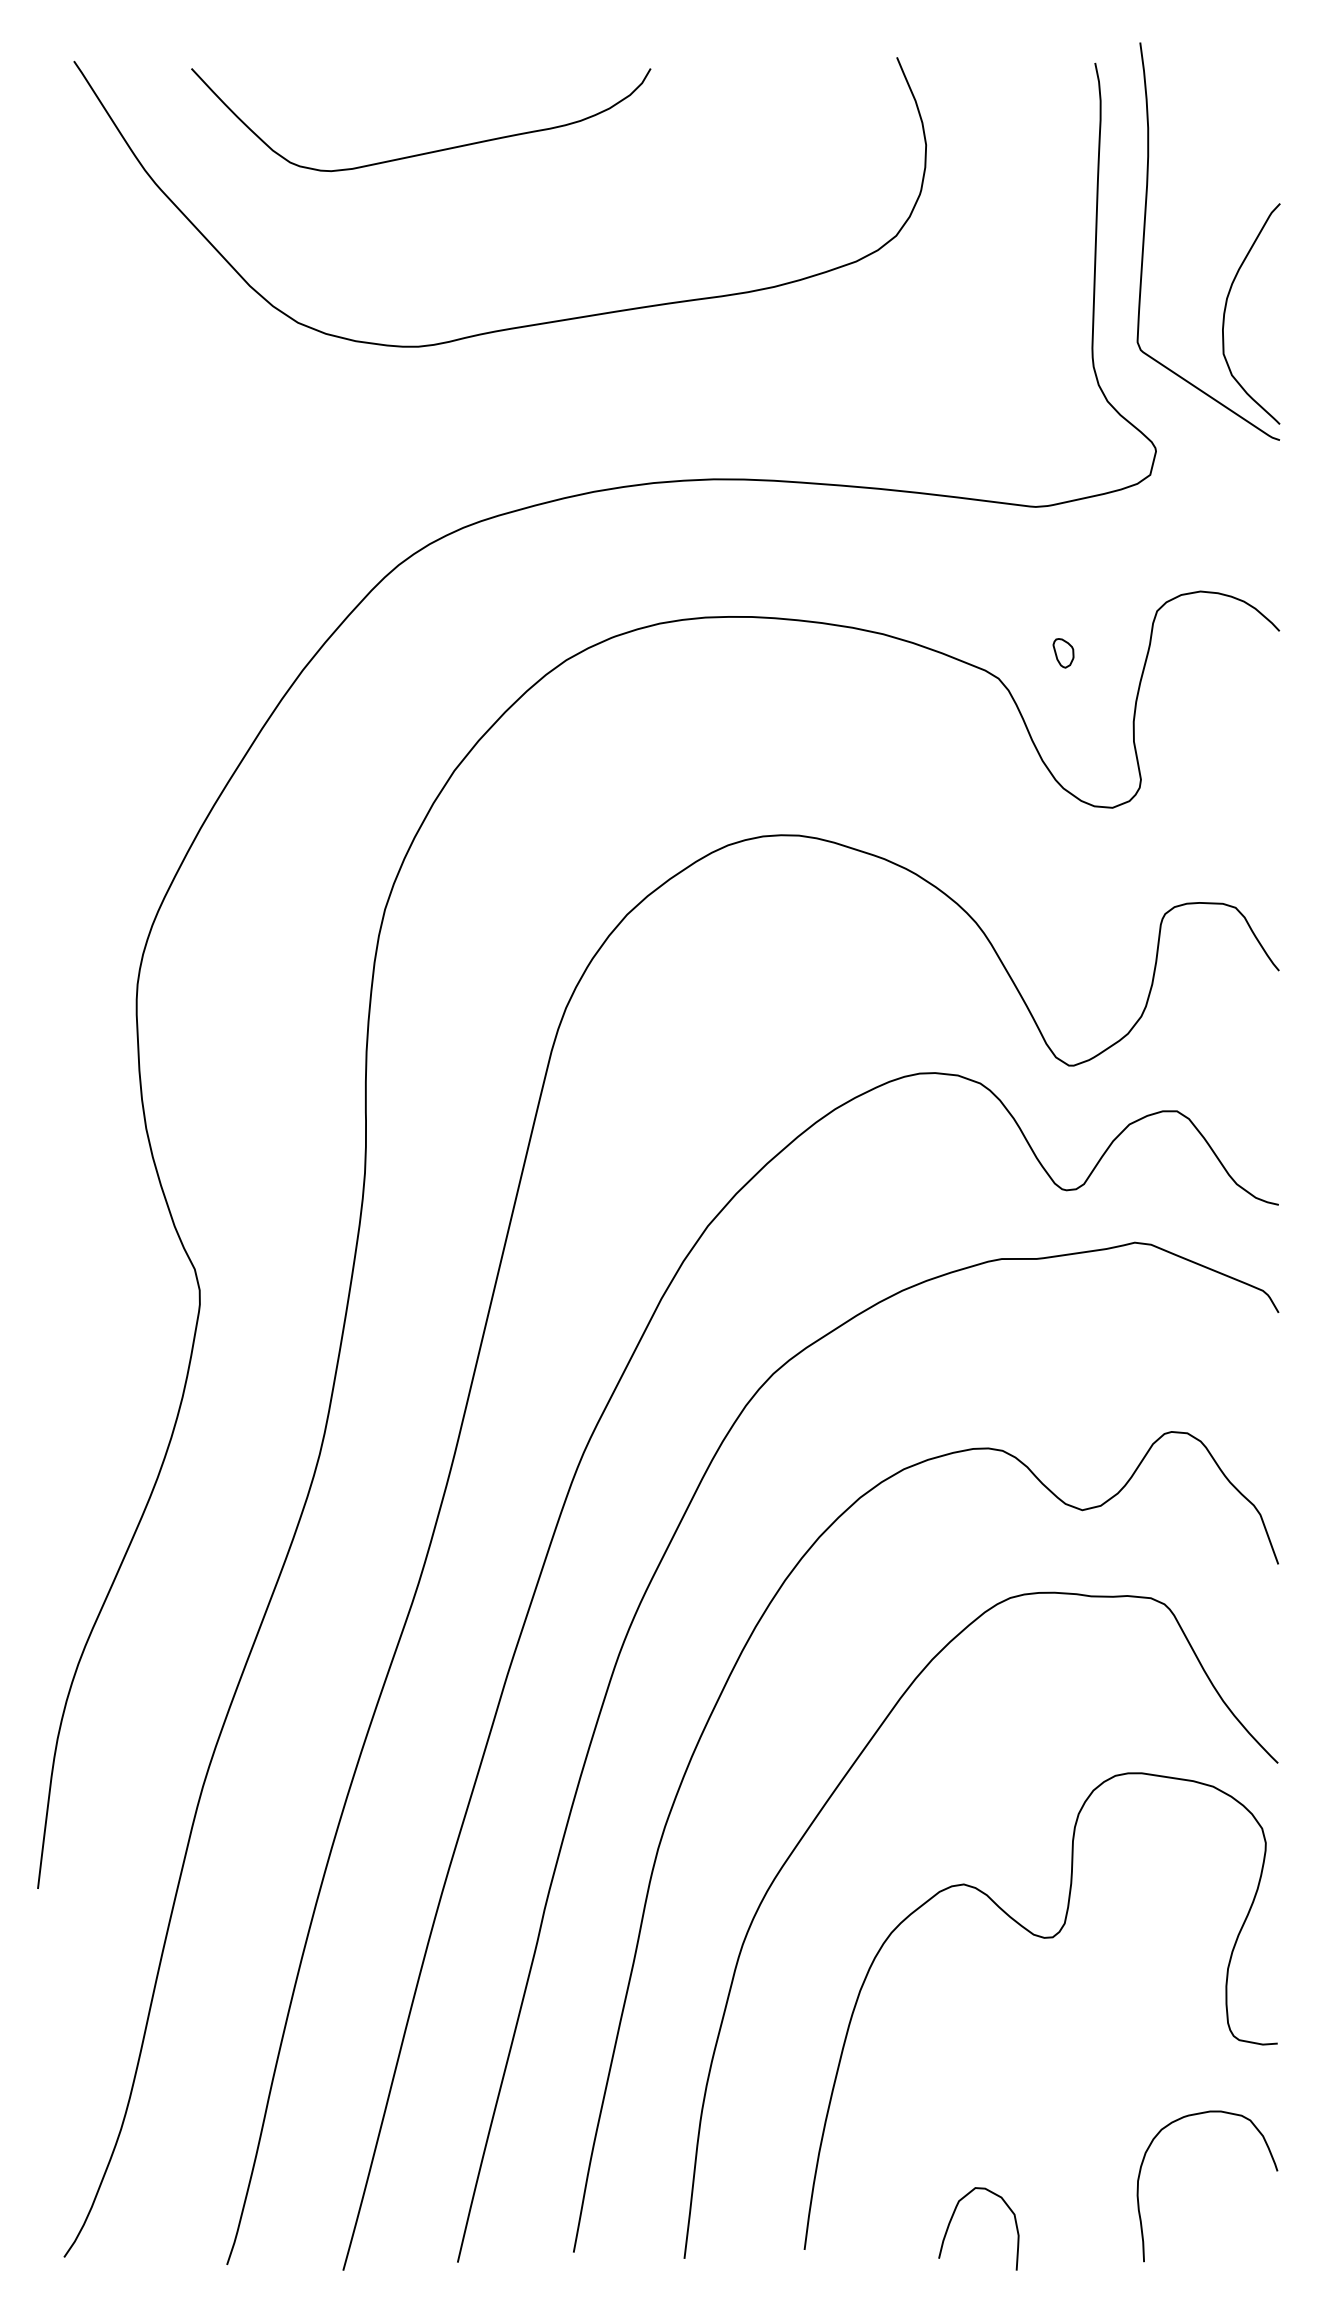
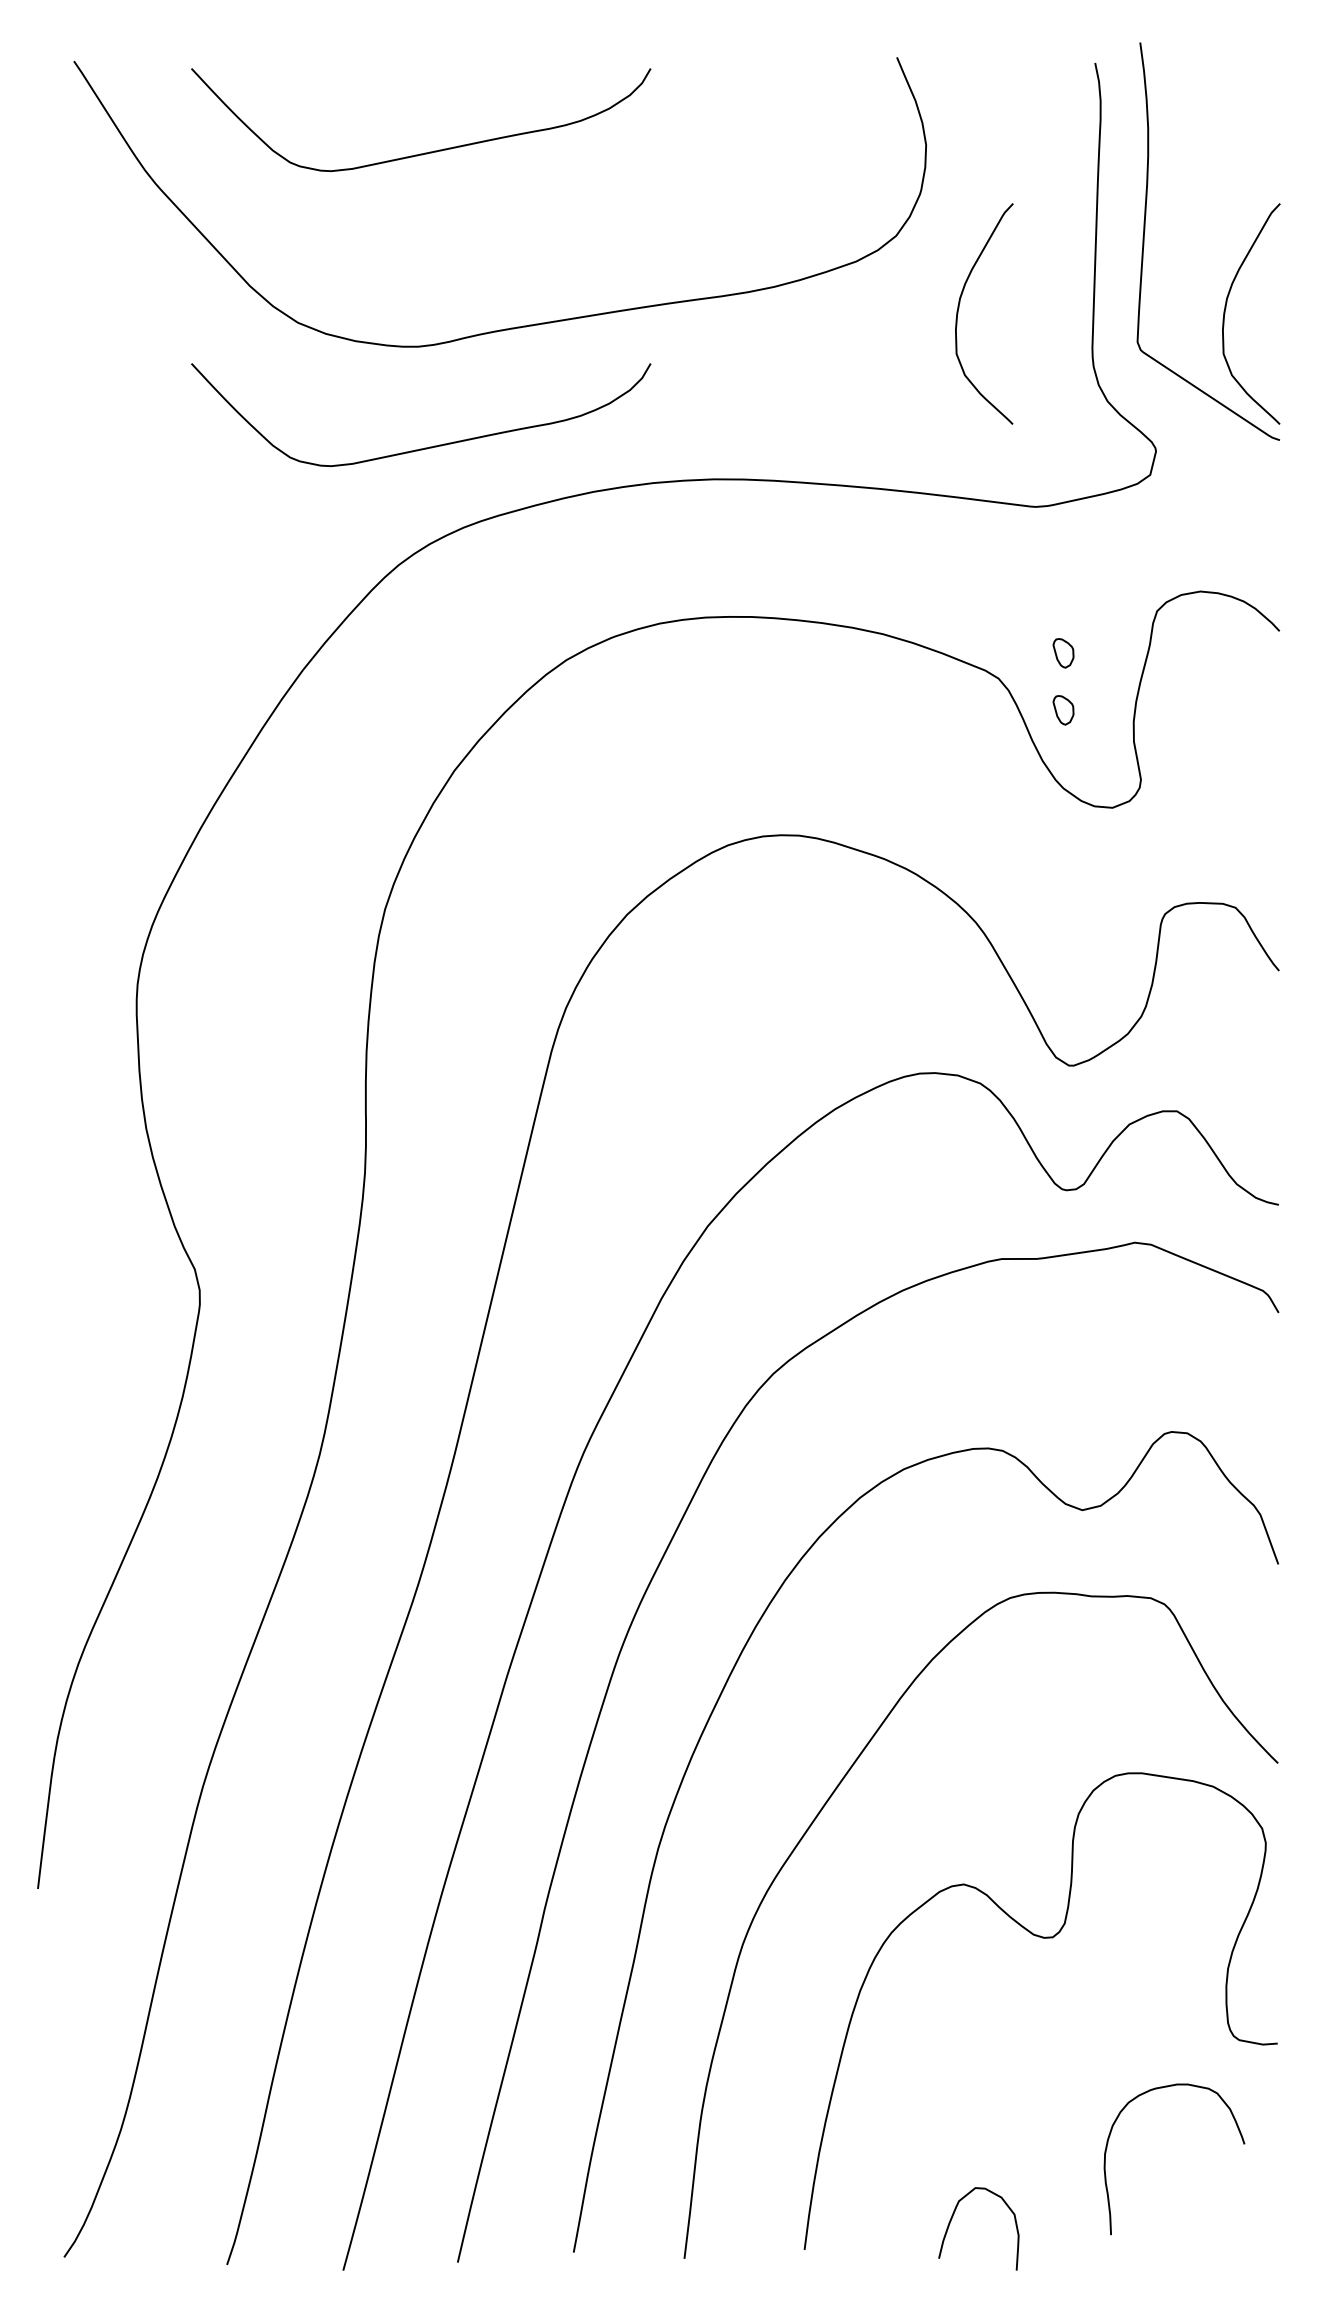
curve: none -> present (959, 308)
curve: none -> present (429, 446)
part: none -> present (1063, 710)
curve position: (1140, 2175) -> (1107, 2148) (1107, 2148)
